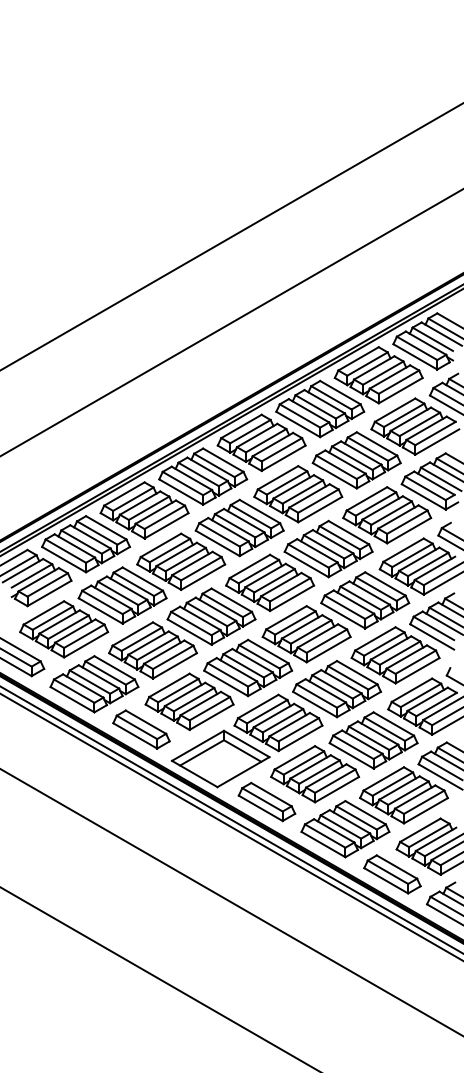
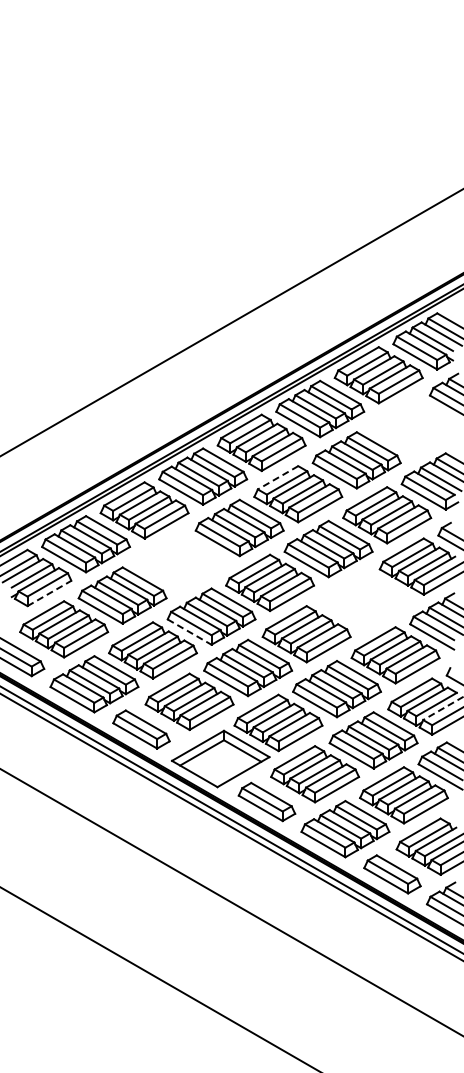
line: present -> none (231, 236)
part: present -> none (415, 426)
line: solid -> dashed (277, 478)
part: present -> none (181, 561)
line: solid -> dashed (49, 593)
part: present -> none (365, 600)
line: solid -> dashed (190, 632)
line: solid -> dashed (442, 708)
